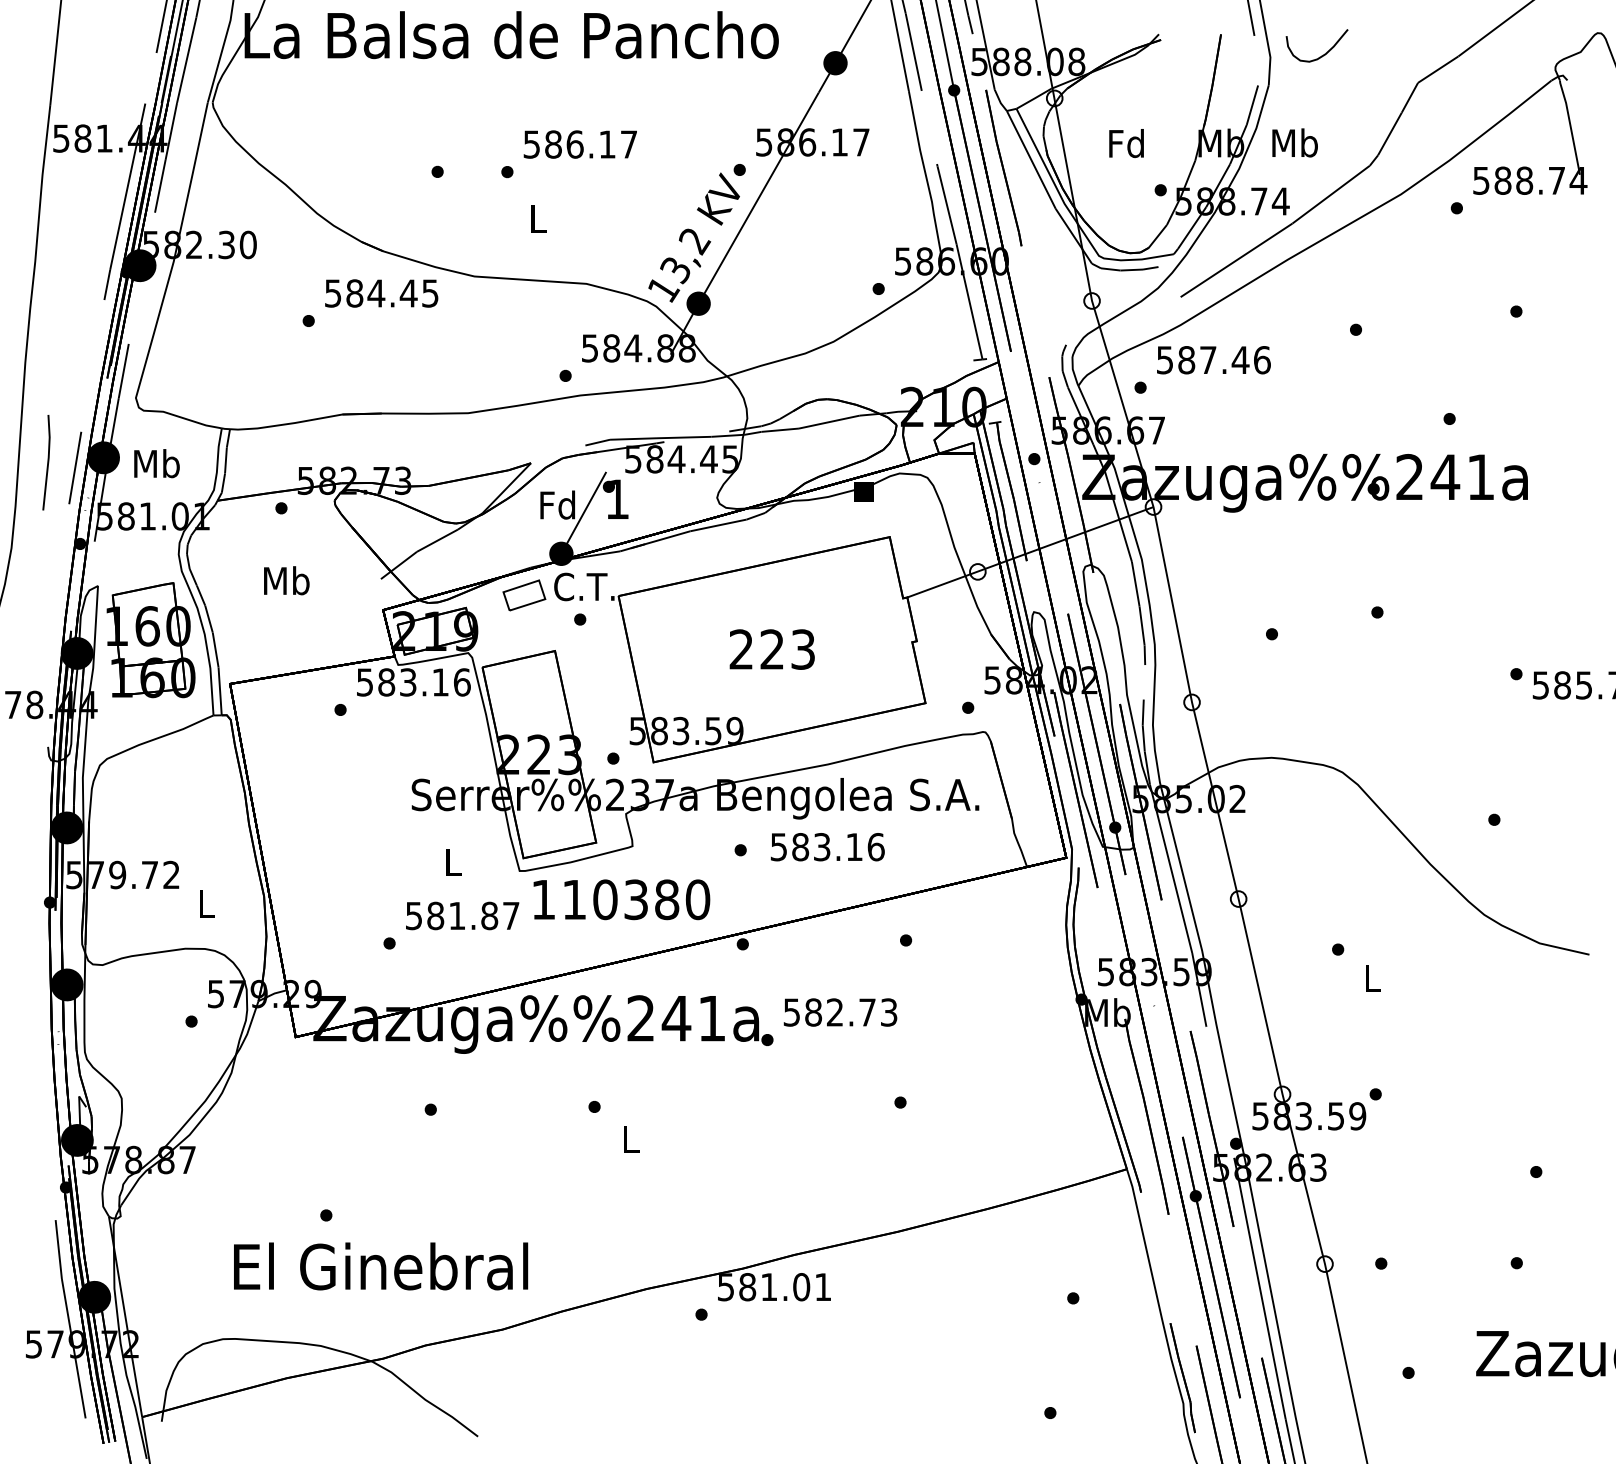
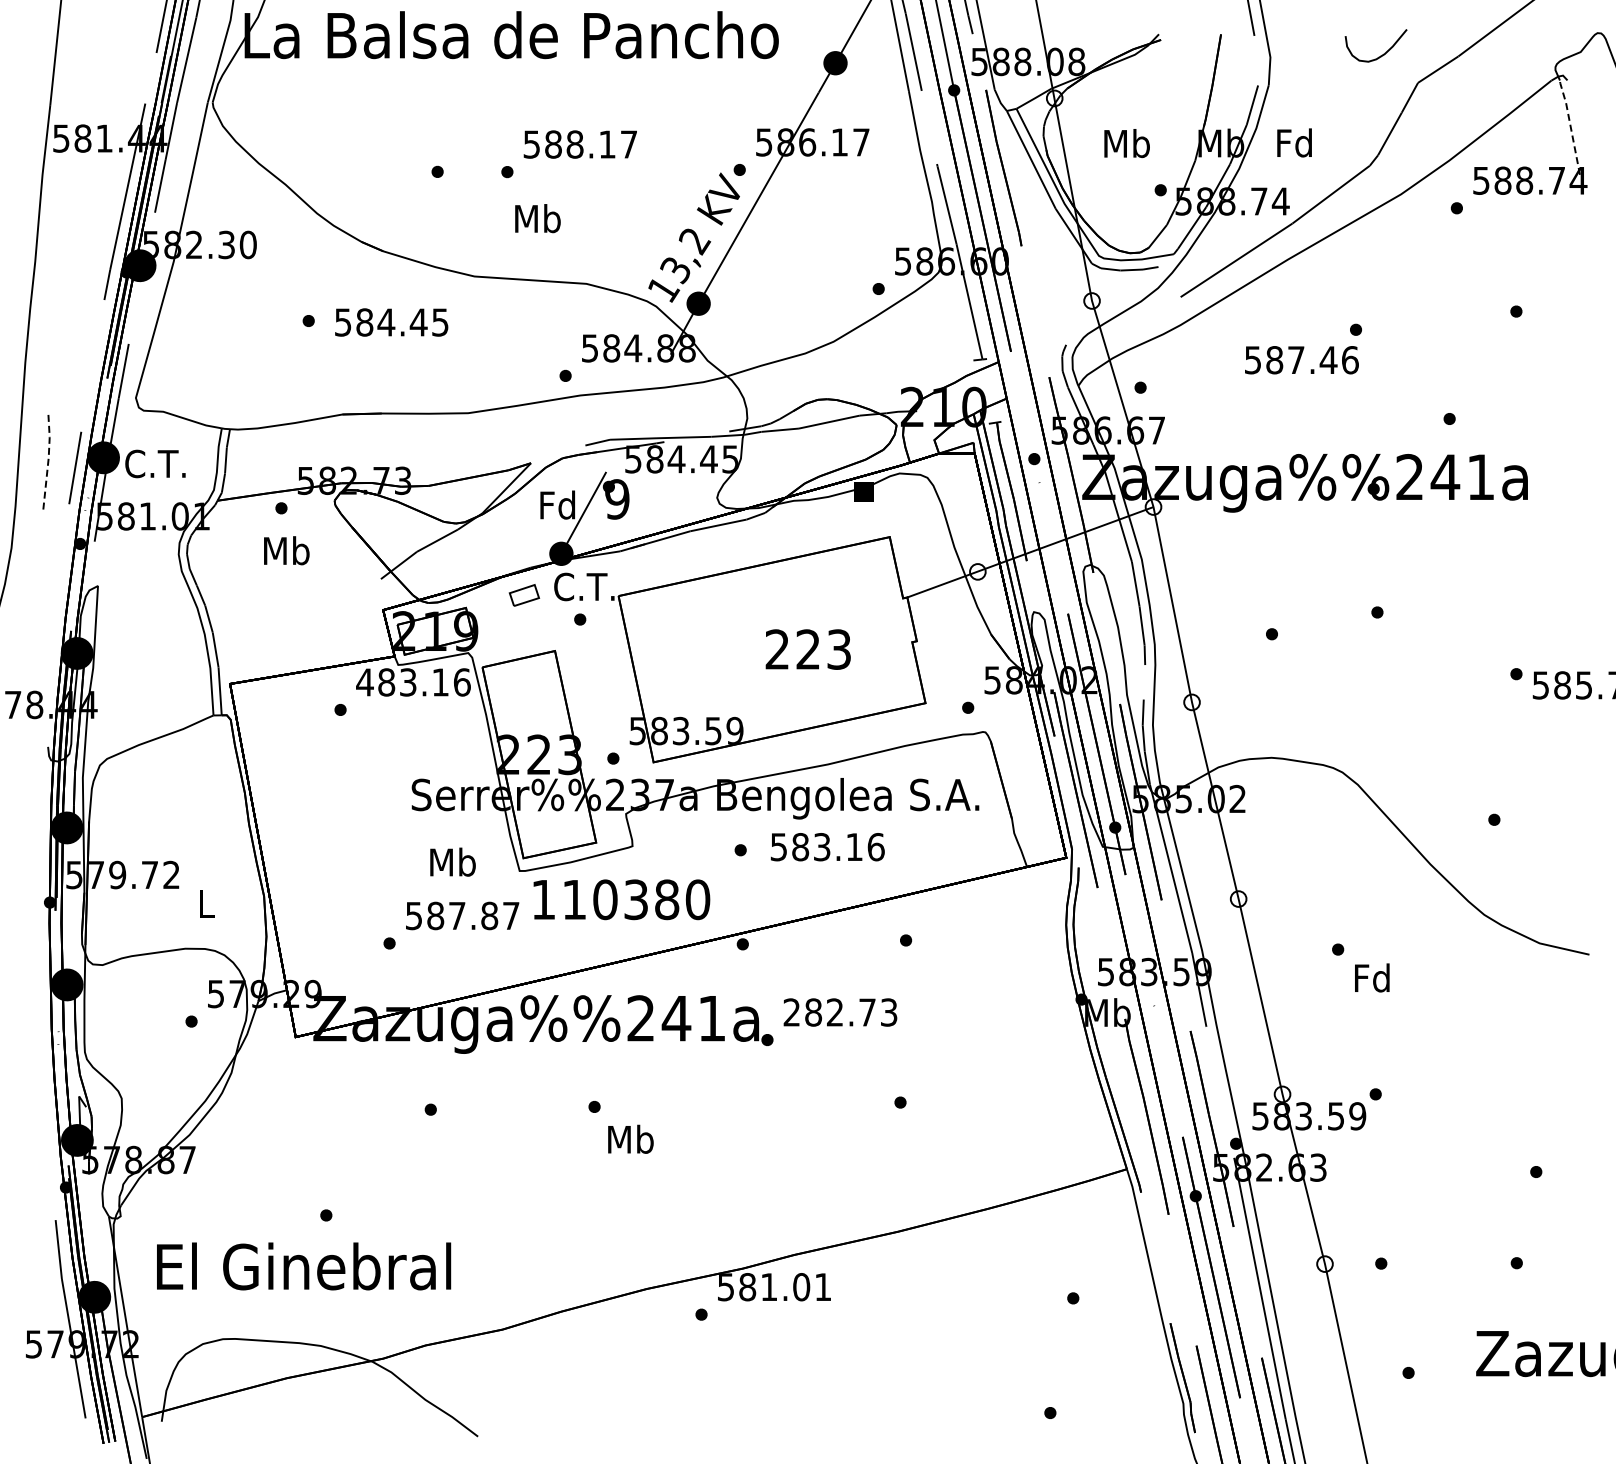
curve position: (1321, 55) -> (1380, 55) (1380, 55)
line: solid -> dashed (1570, 125)
text: Mb -> Fd (1294, 142)
text: Fd -> Mb (1126, 143)
text: 586.17 -> 588.17 (574, 144)
text: L -> Mb (537, 218)
text position: (381, 293) -> (391, 322) (391, 322)
text position: (1213, 360) -> (1301, 360) (1301, 360)
line: solid -> dashed (48, 461)
text: Mb -> C.T. (155, 463)
text: 1 -> 9 (617, 499)
text position: (286, 580) -> (286, 550) (286, 550)
part size: 45x33 px -> 33x23 px (524, 595)
part: present -> none (150, 640)
text position: (771, 649) -> (807, 649) (807, 649)
text: 583.16 -> 483.16 (364, 682)
text: L -> Mb (452, 861)
text: 581.87 -> 587.87 (457, 915)
text: L -> Fd (1372, 977)
text: 582.73 -> 282.73 (791, 1012)
text: L -> Mb (630, 1138)
text position: (381, 1266) -> (304, 1266) (304, 1266)
